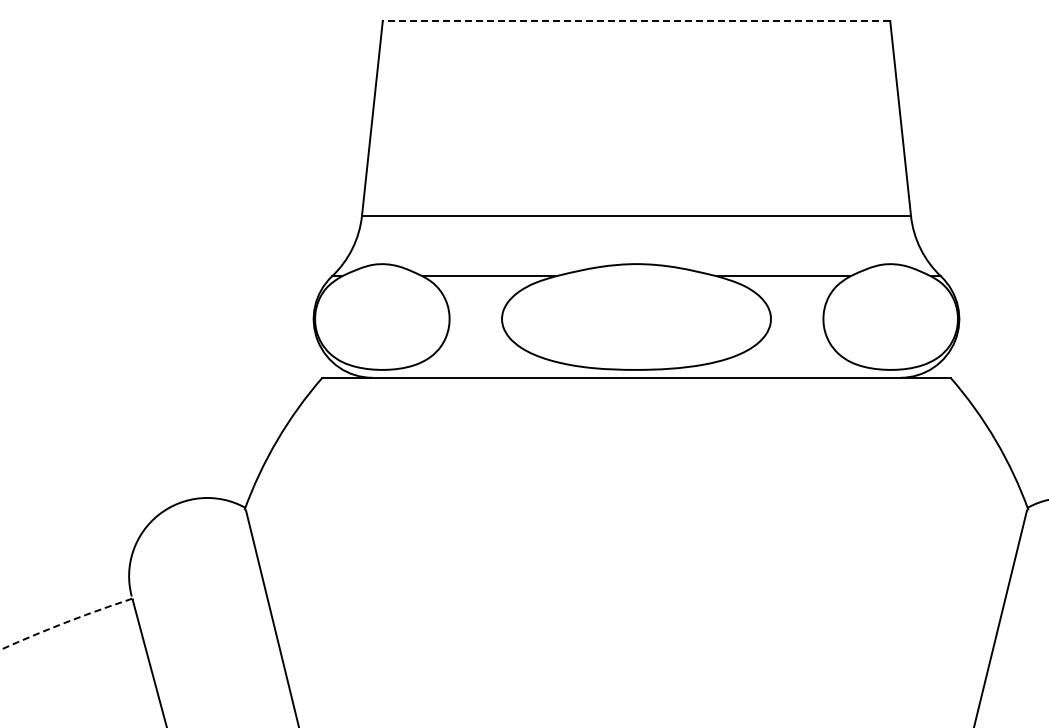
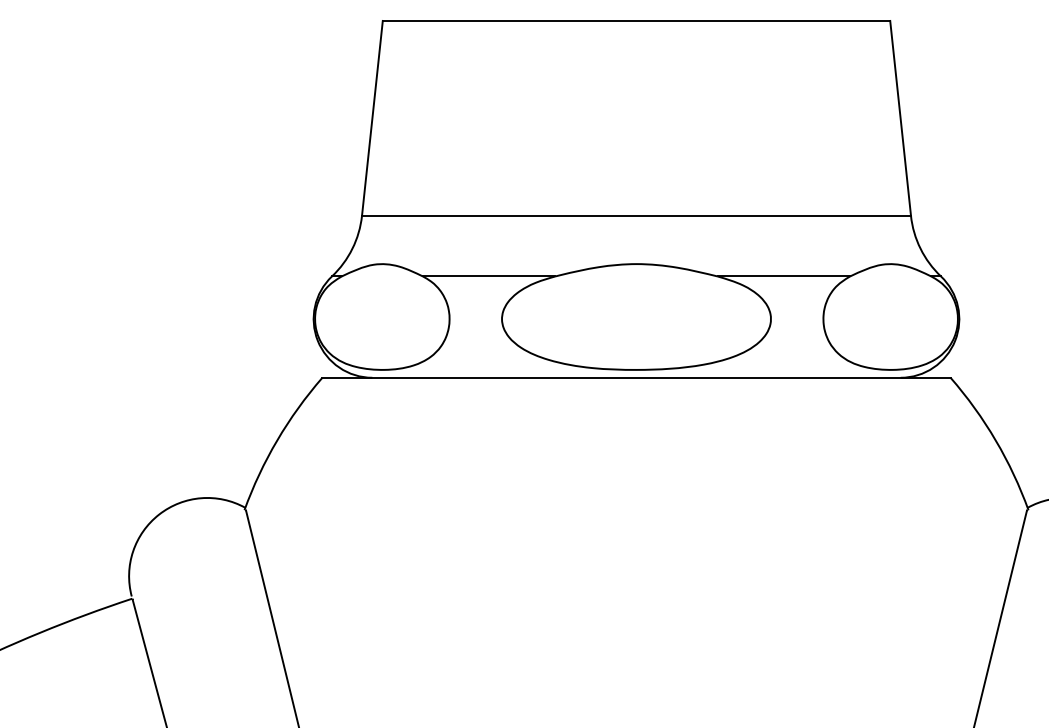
line: dashed -> solid (636, 20)
arc: dashed -> solid (65, 622)
